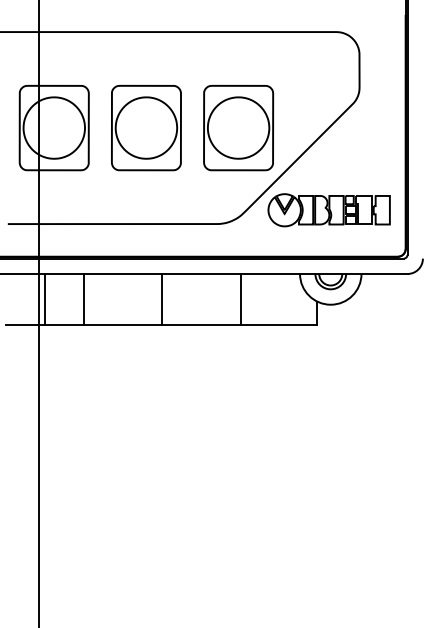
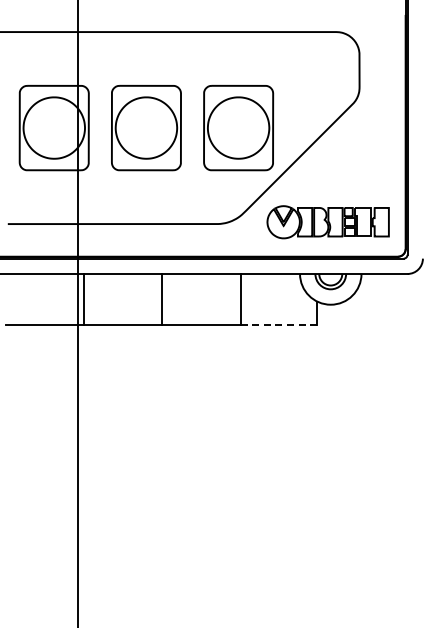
part position: (328, 210) -> (327, 222) (327, 222)
line: present -> none (45, 299)
line position: (38, 313) -> (77, 313) (77, 313)
line: solid -> dashed (279, 325)
